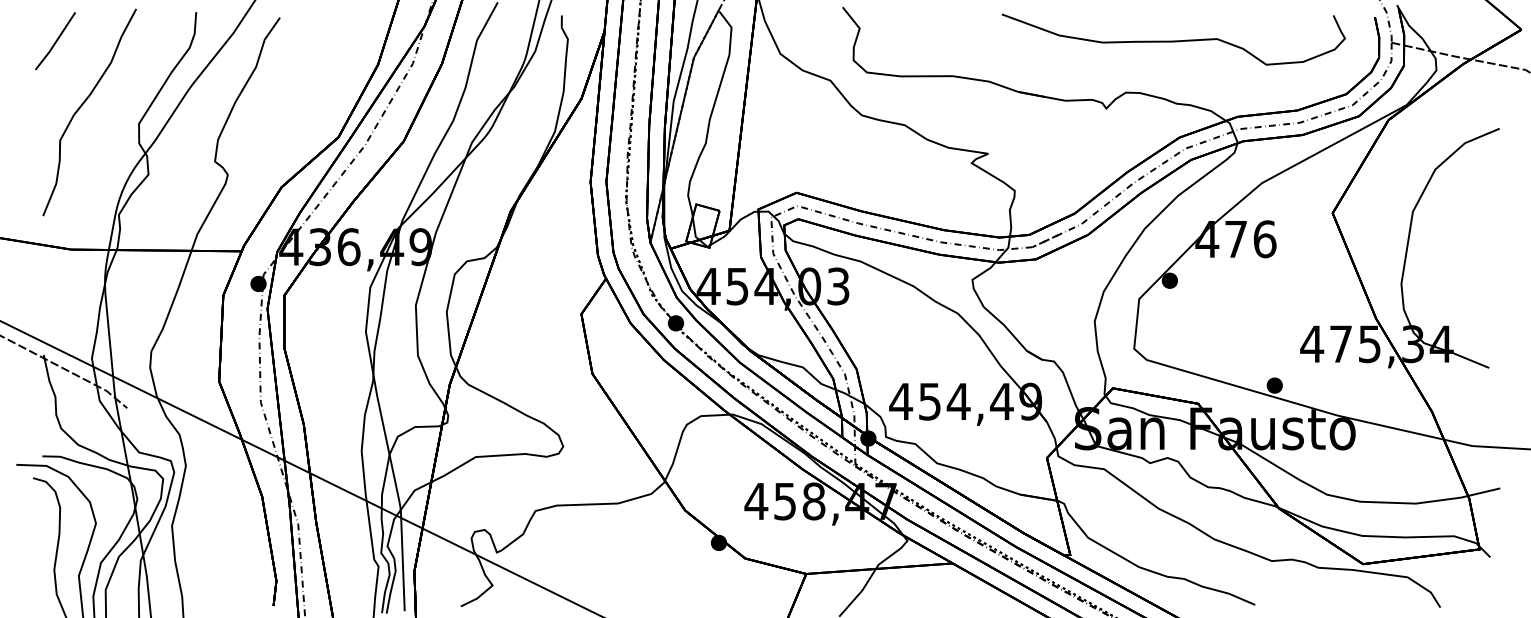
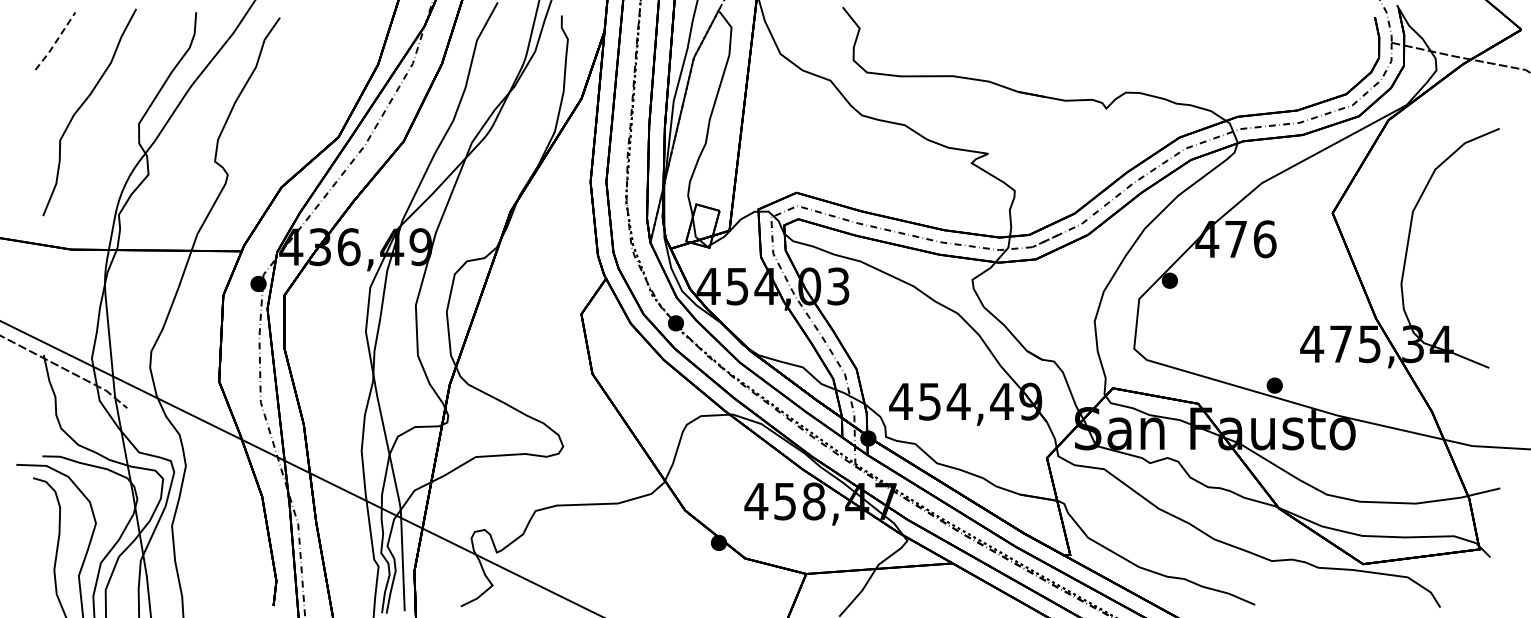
curve: present -> none (1173, 40)
line: solid -> dashed (55, 42)
